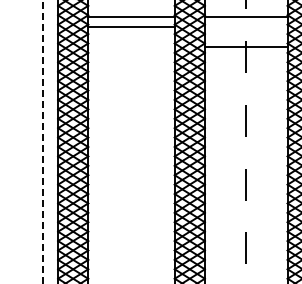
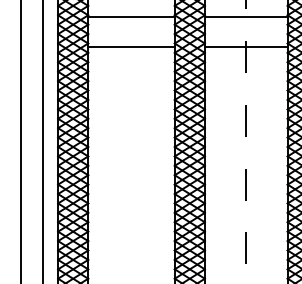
line position: (131, 27) -> (131, 47) (131, 47)
line: none -> present (20, 141)
line: dashed -> solid (43, 142)
